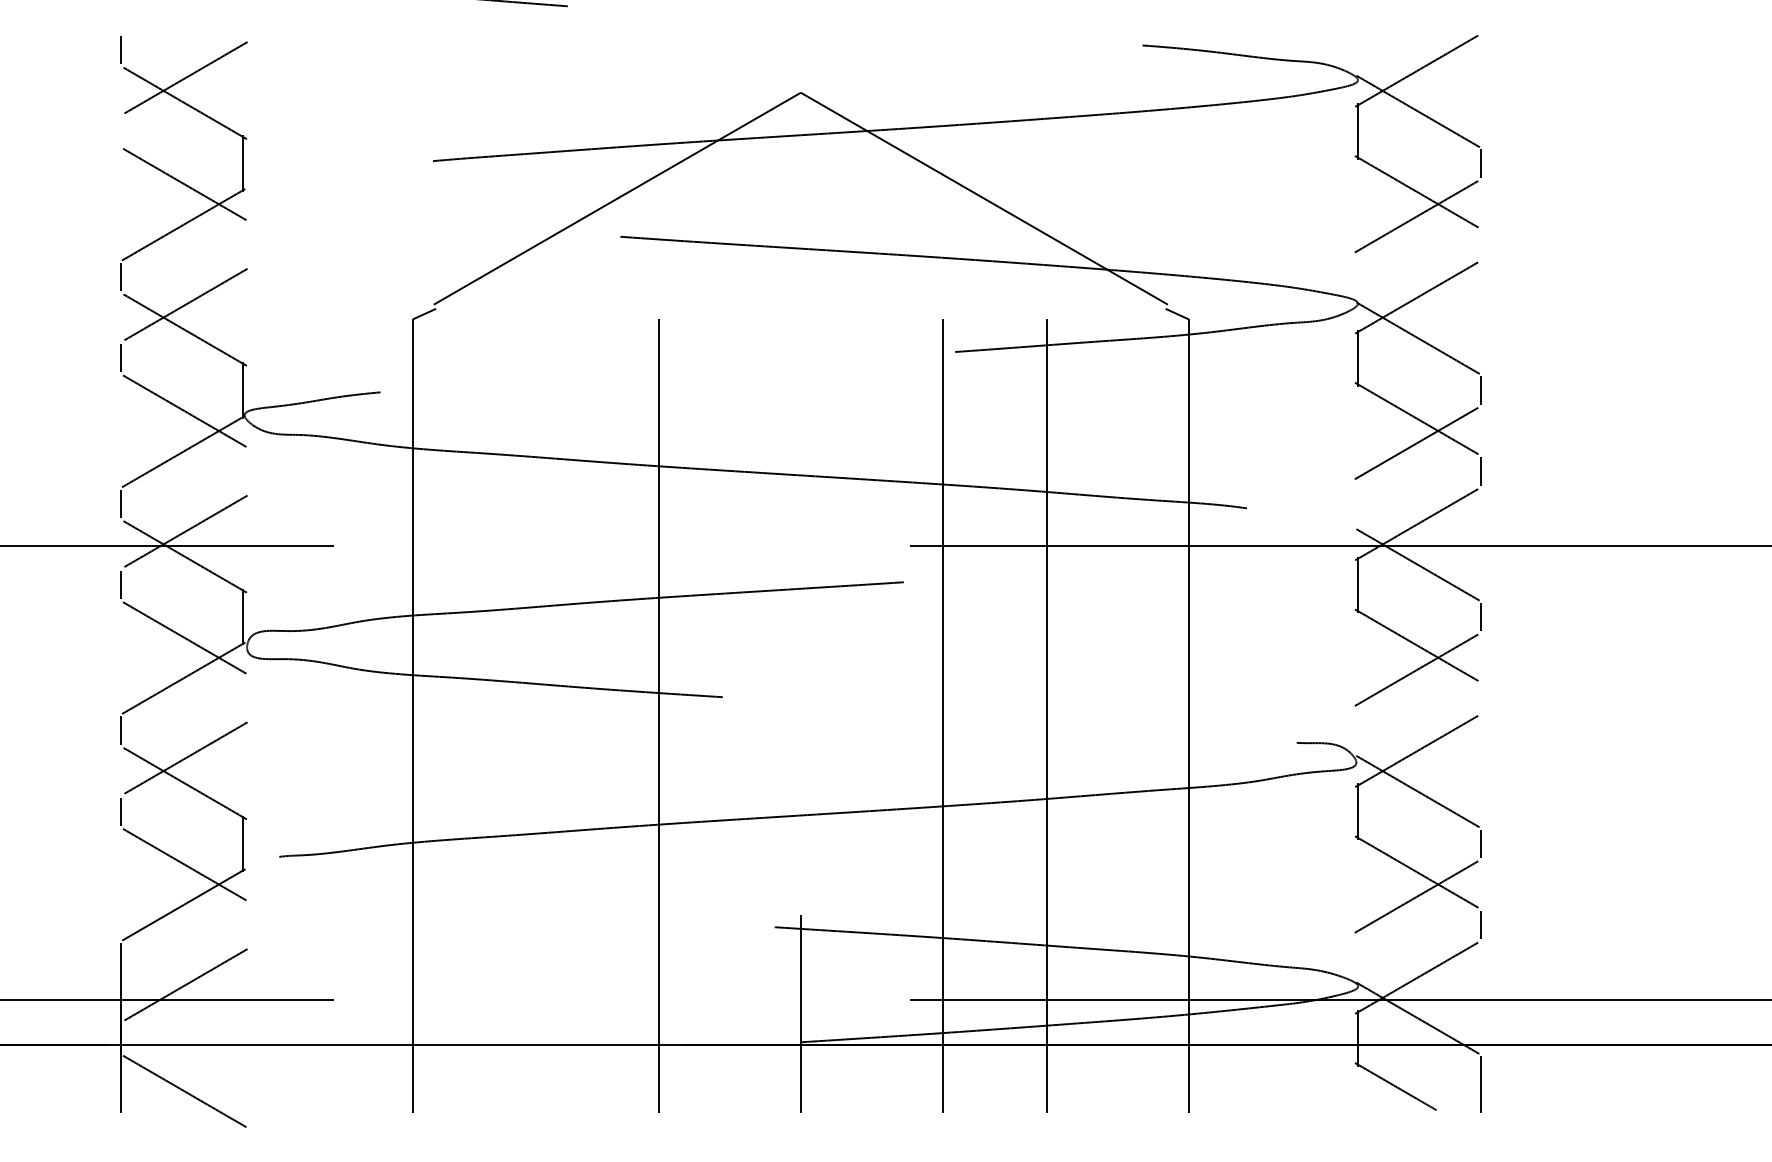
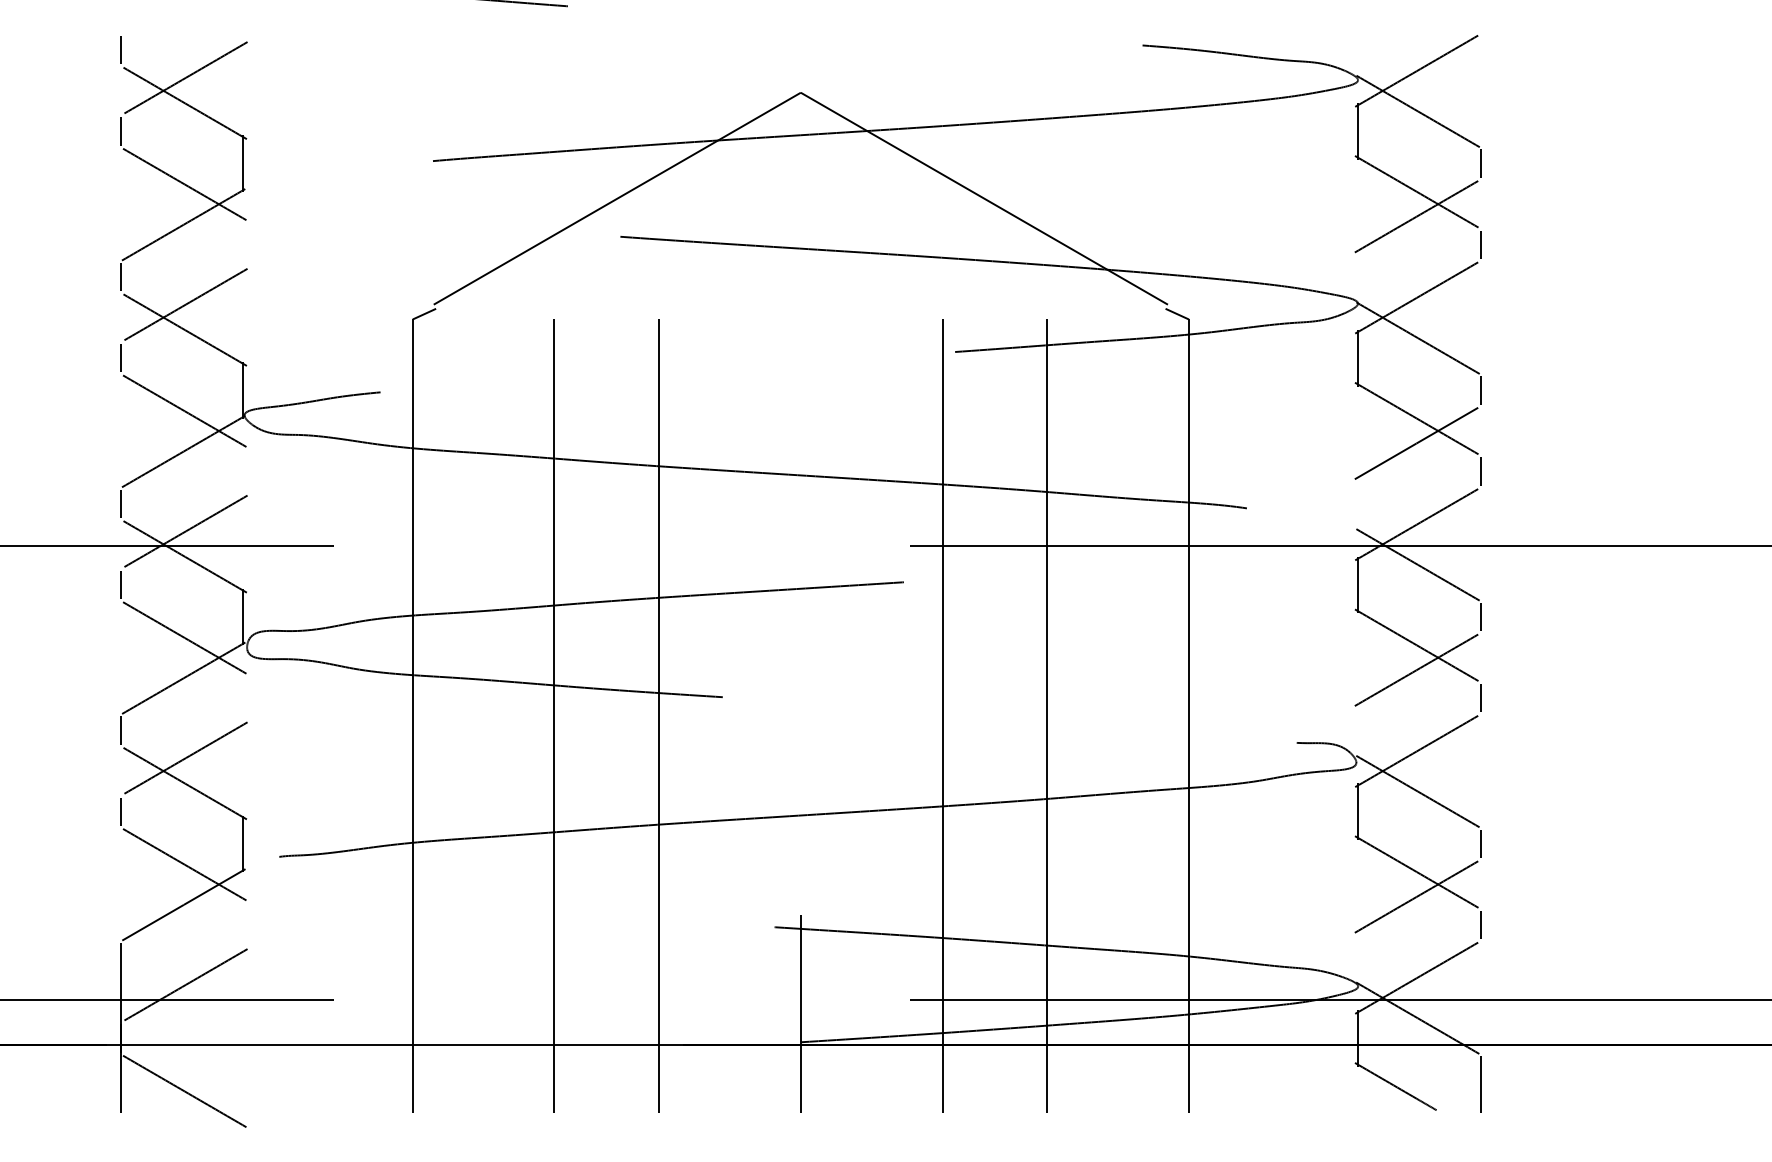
line: none -> present (120, 131)
line: none -> present (1481, 244)
line: none -> present (1481, 698)
line: none -> present (554, 716)
